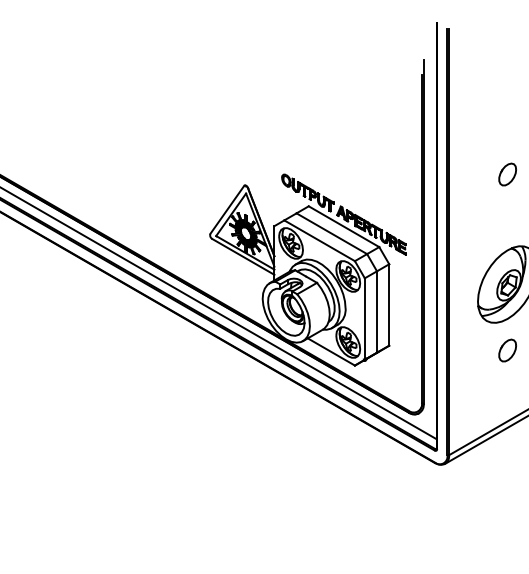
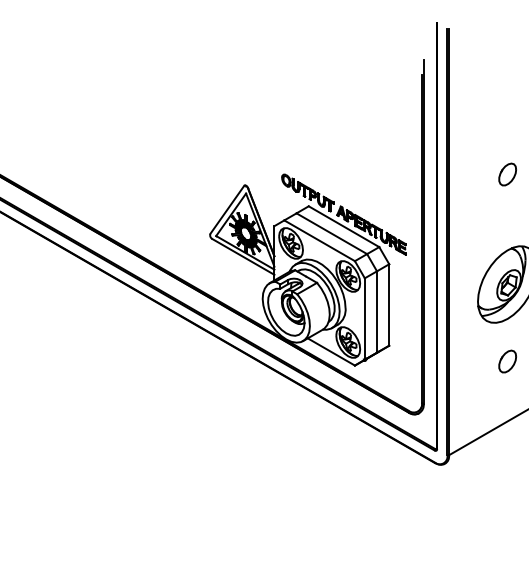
line: present -> none (219, 313)
part position: (507, 350) -> (507, 361) (507, 361)
line: present -> none (485, 440)
